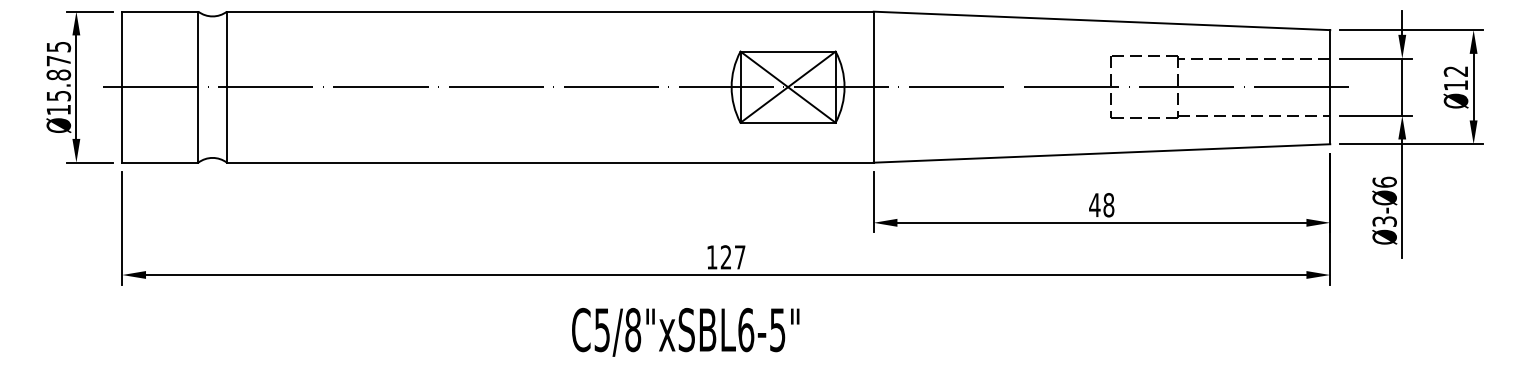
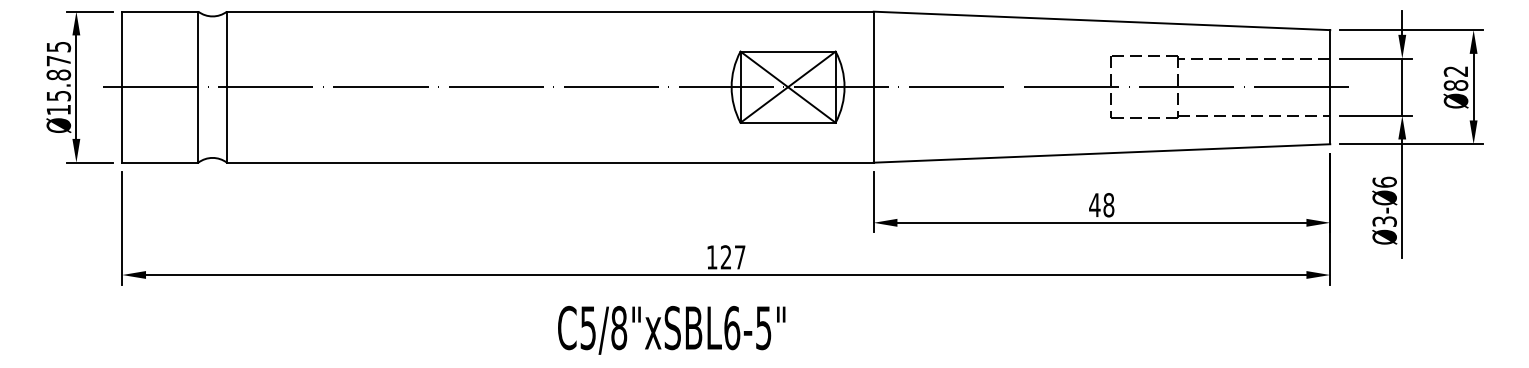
text: Ø12 -> Ø82 (1455, 85)
text position: (685, 332) -> (671, 330) (671, 330)
